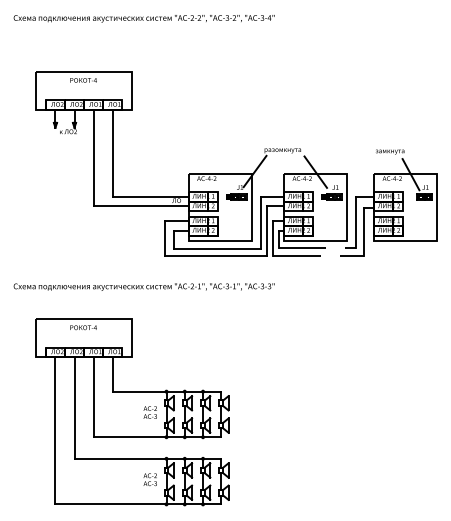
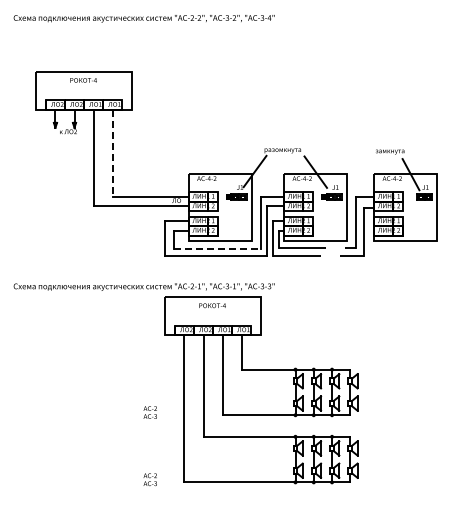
line: solid -> dashed (112, 153)
line: solid -> dashed (217, 248)
part position: (132, 412) -> (261, 390) (261, 390)
